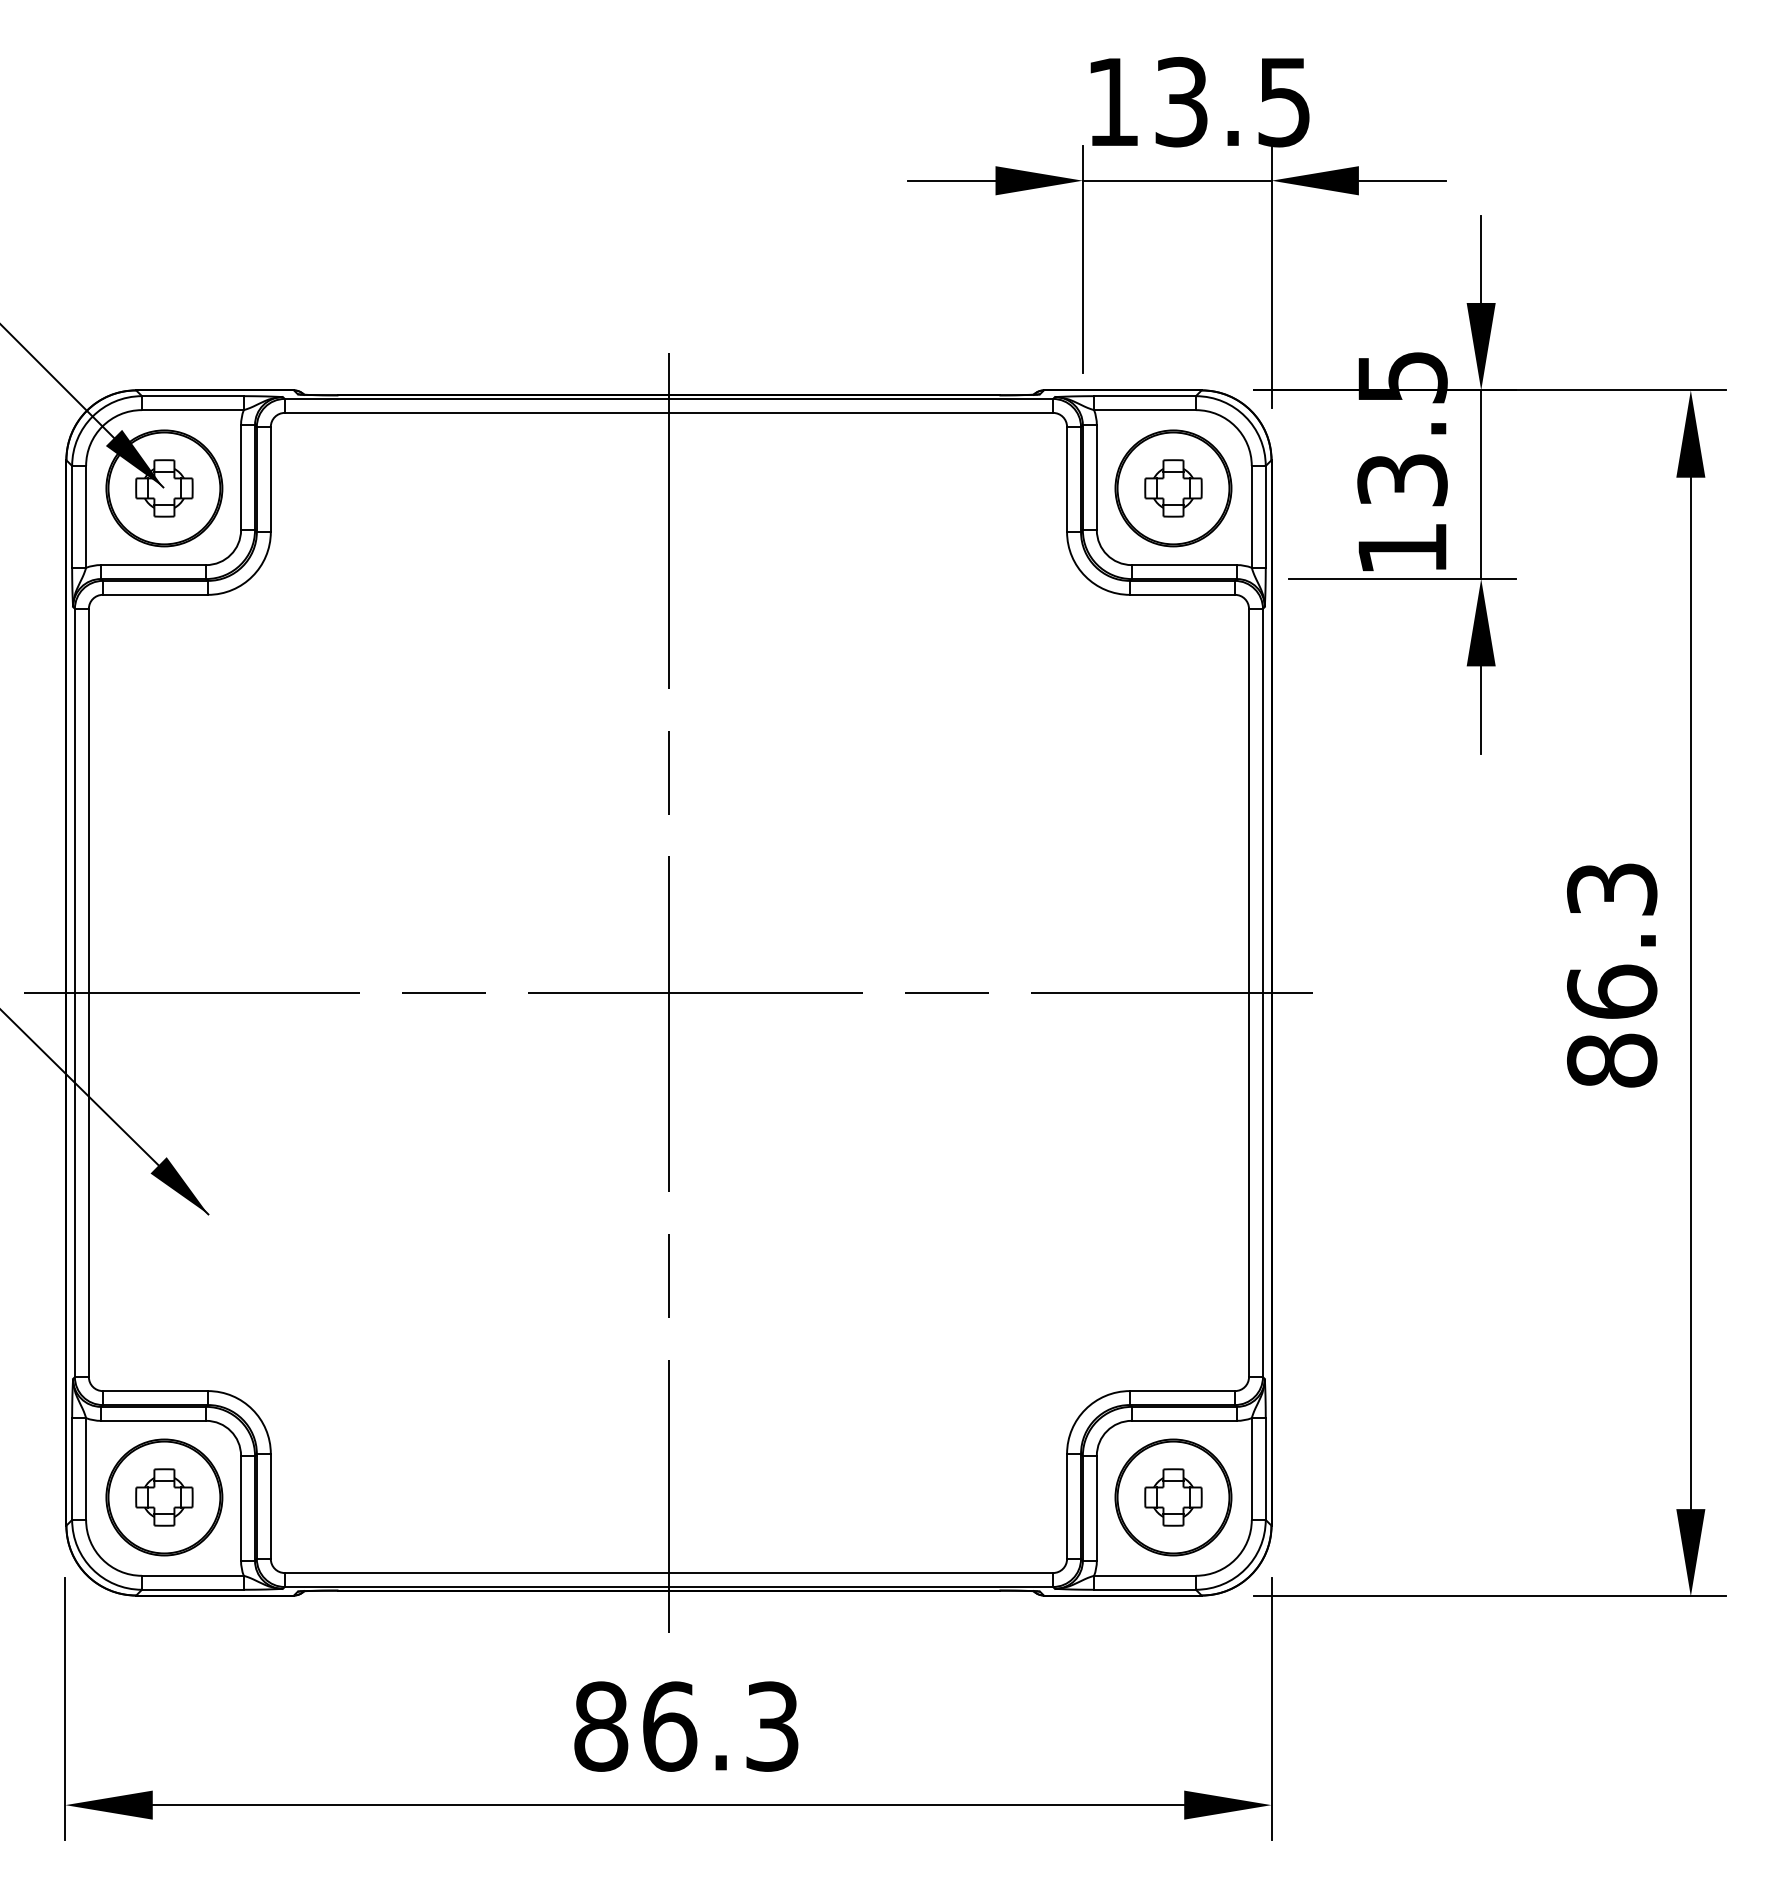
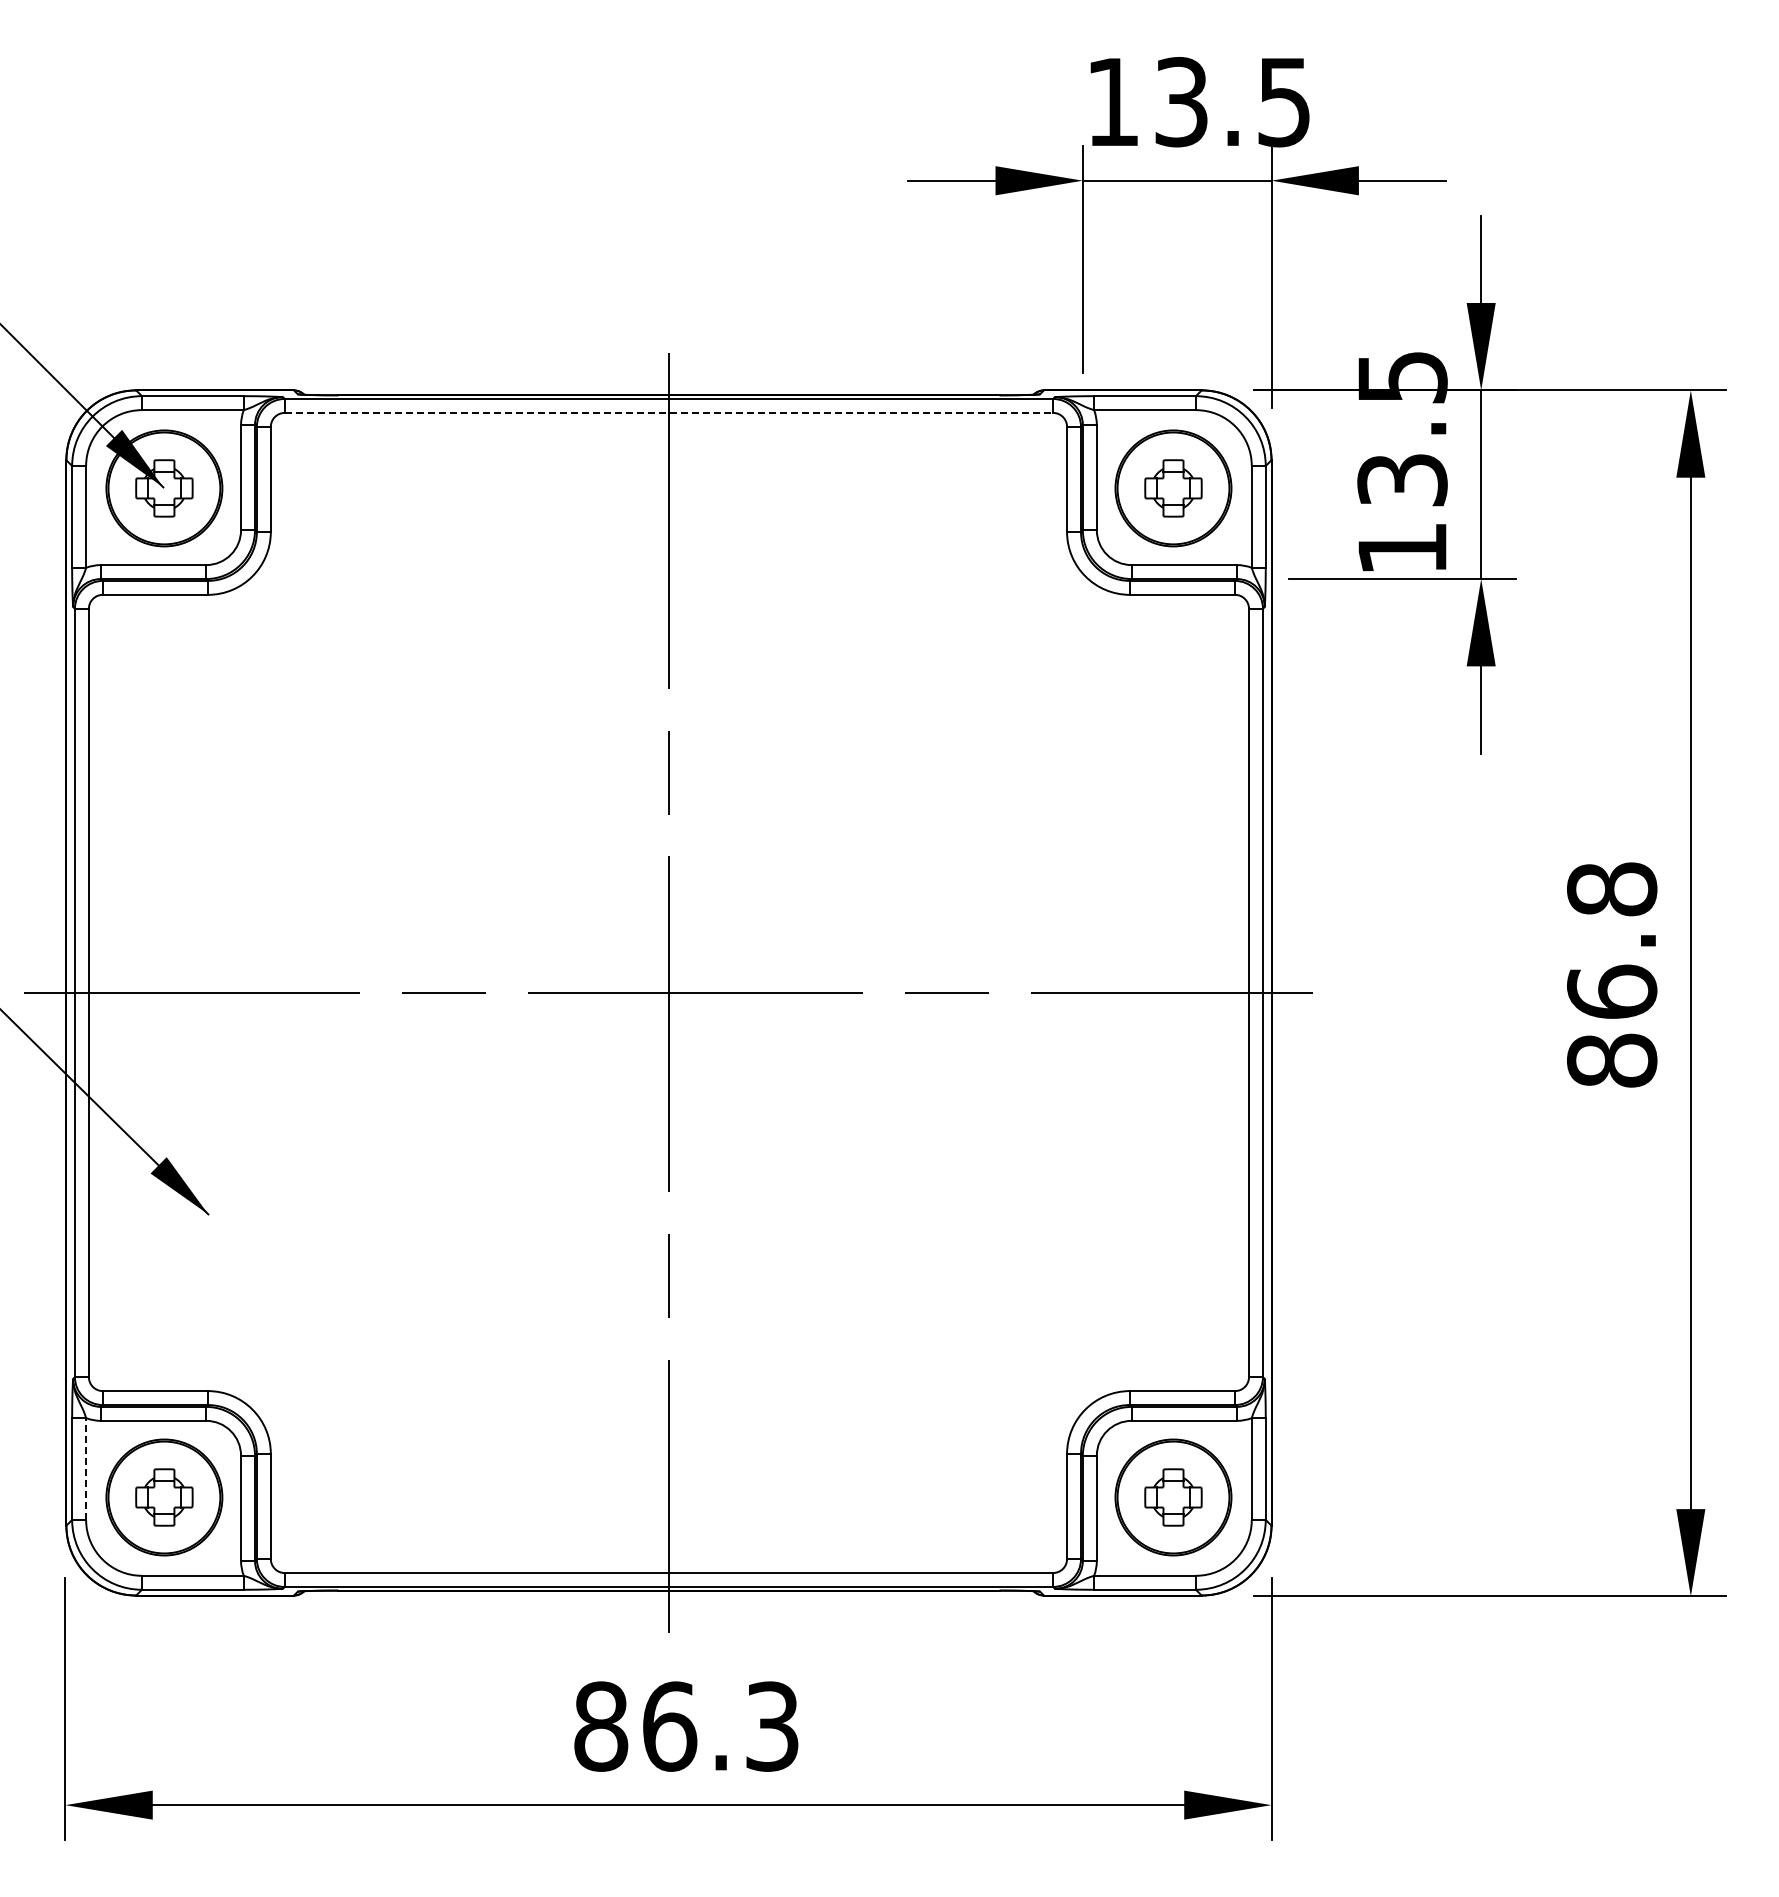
line: solid -> dashed (669, 412)
text: 86.3 -> 86.8 (1612, 889)
line: solid -> dashed (86, 1469)
